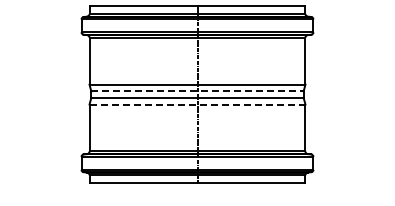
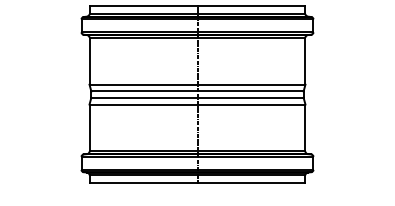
line: dashed -> solid (197, 91)
line: dashed -> solid (197, 104)
